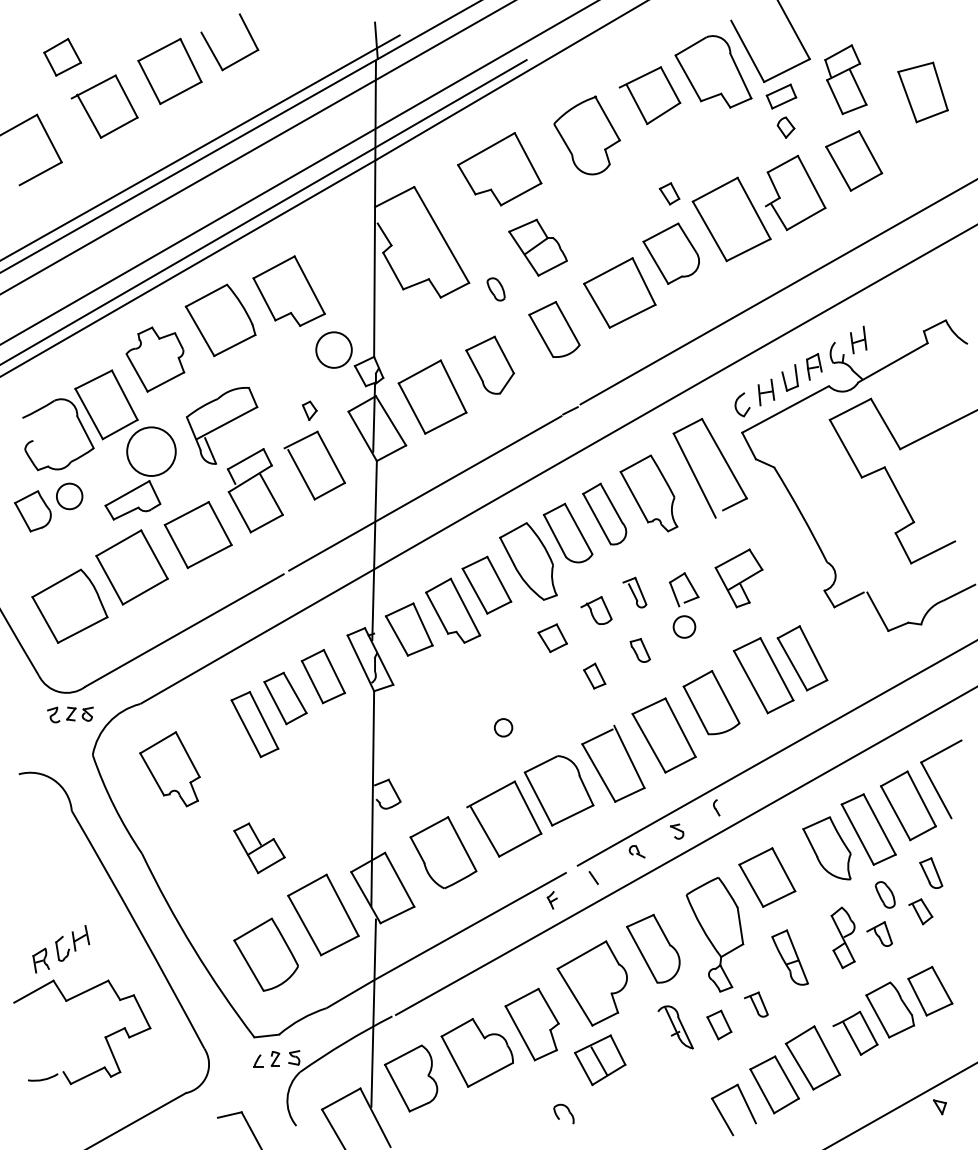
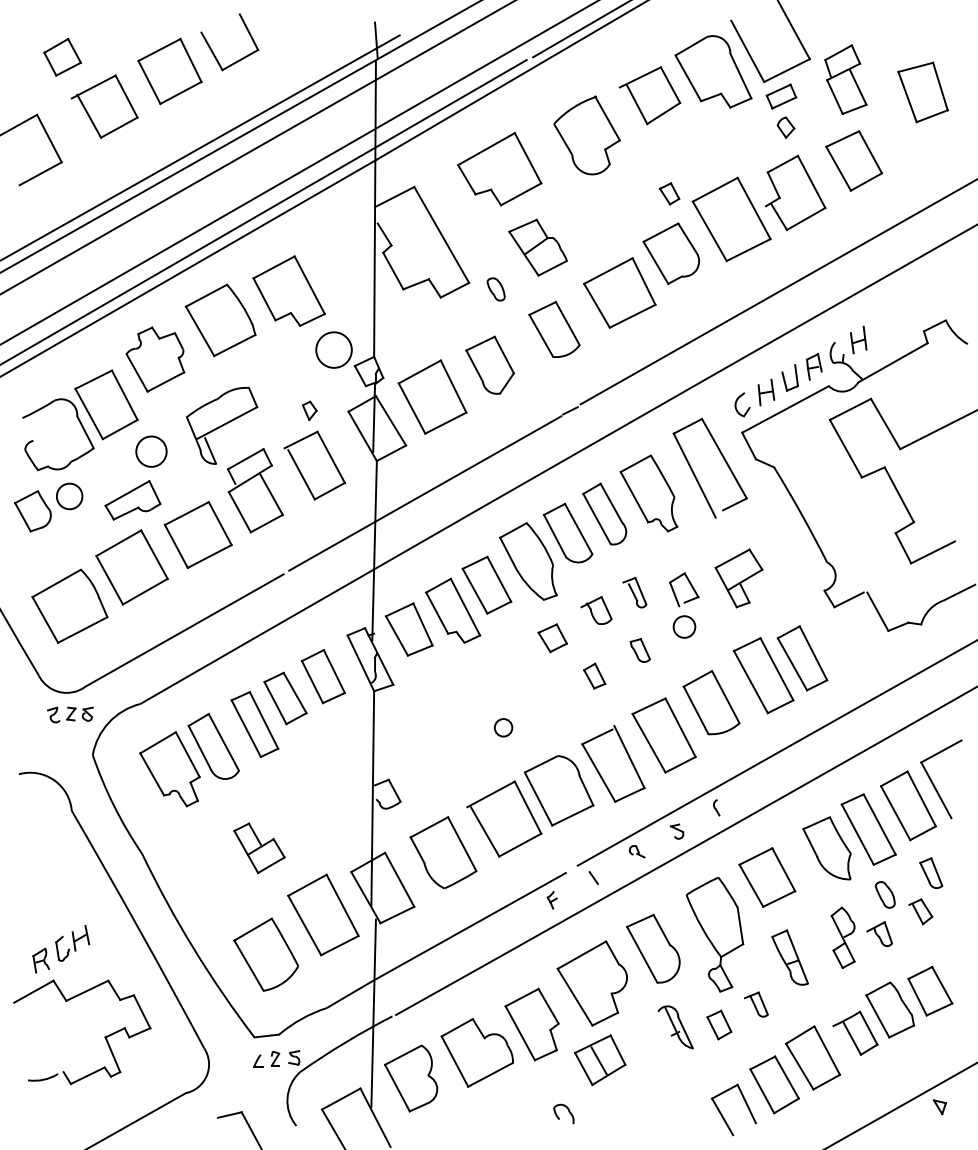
line: none -> present (580, 29)
circle diameter: 49 px -> 30 px (151, 451)
part: none -> present (213, 746)
